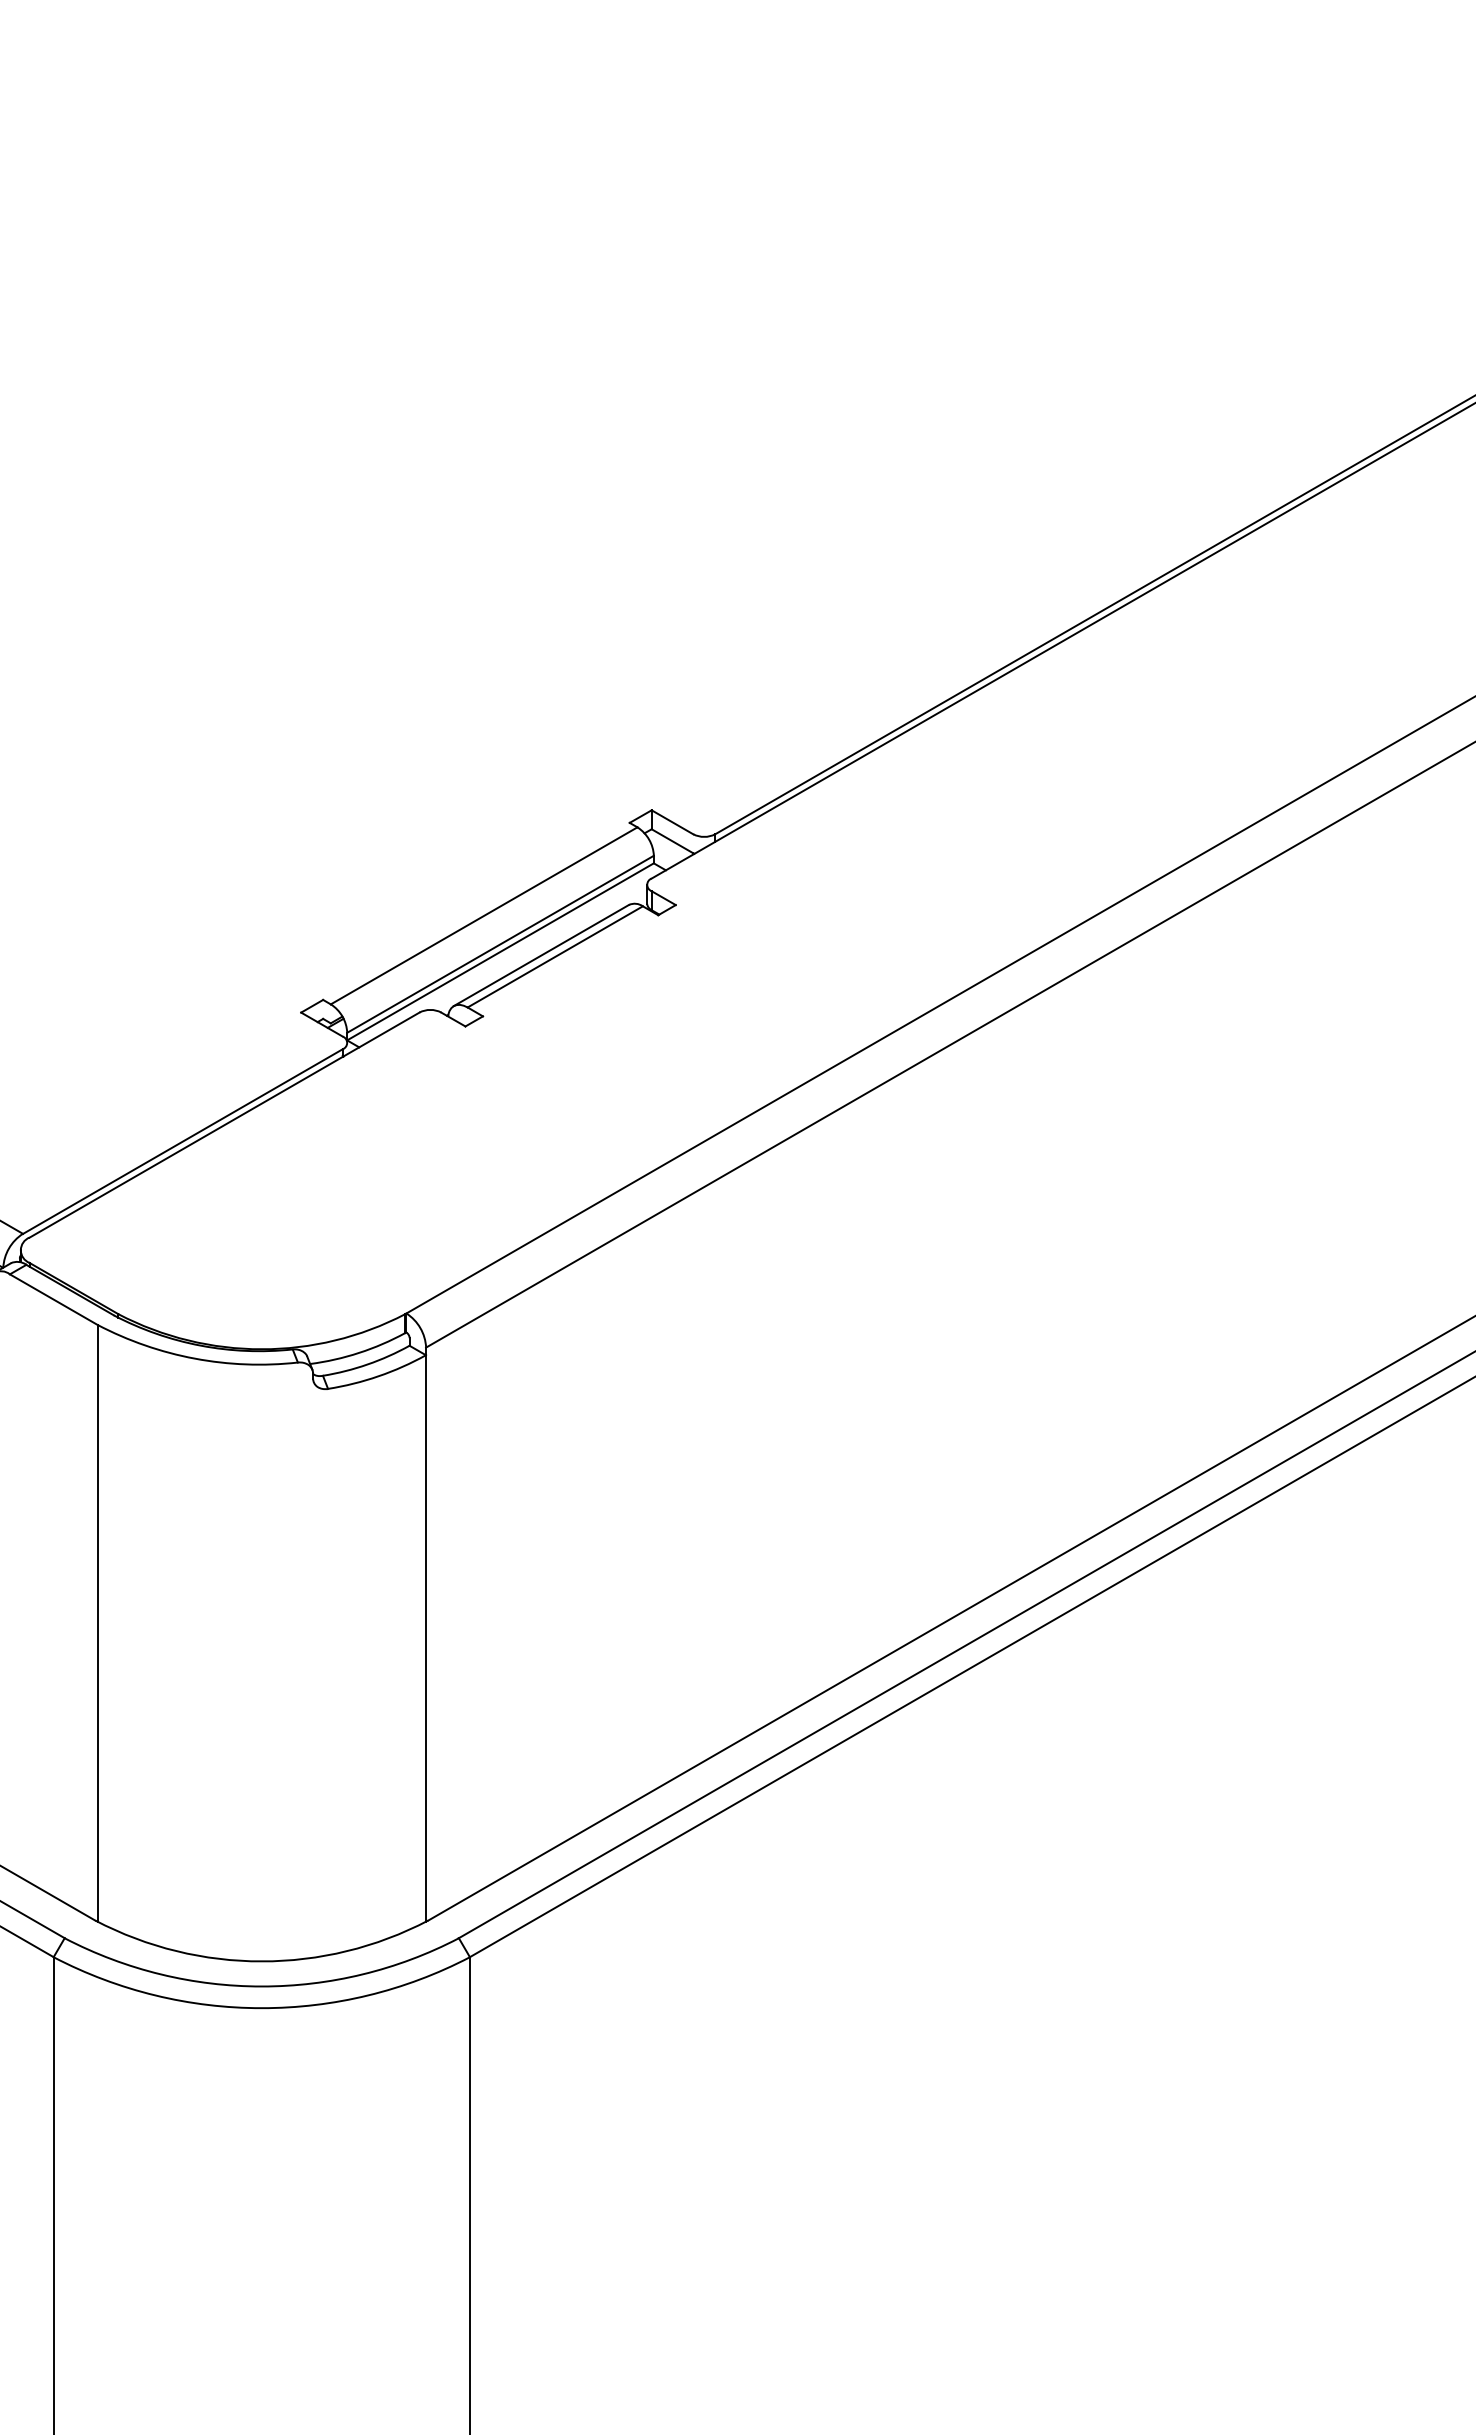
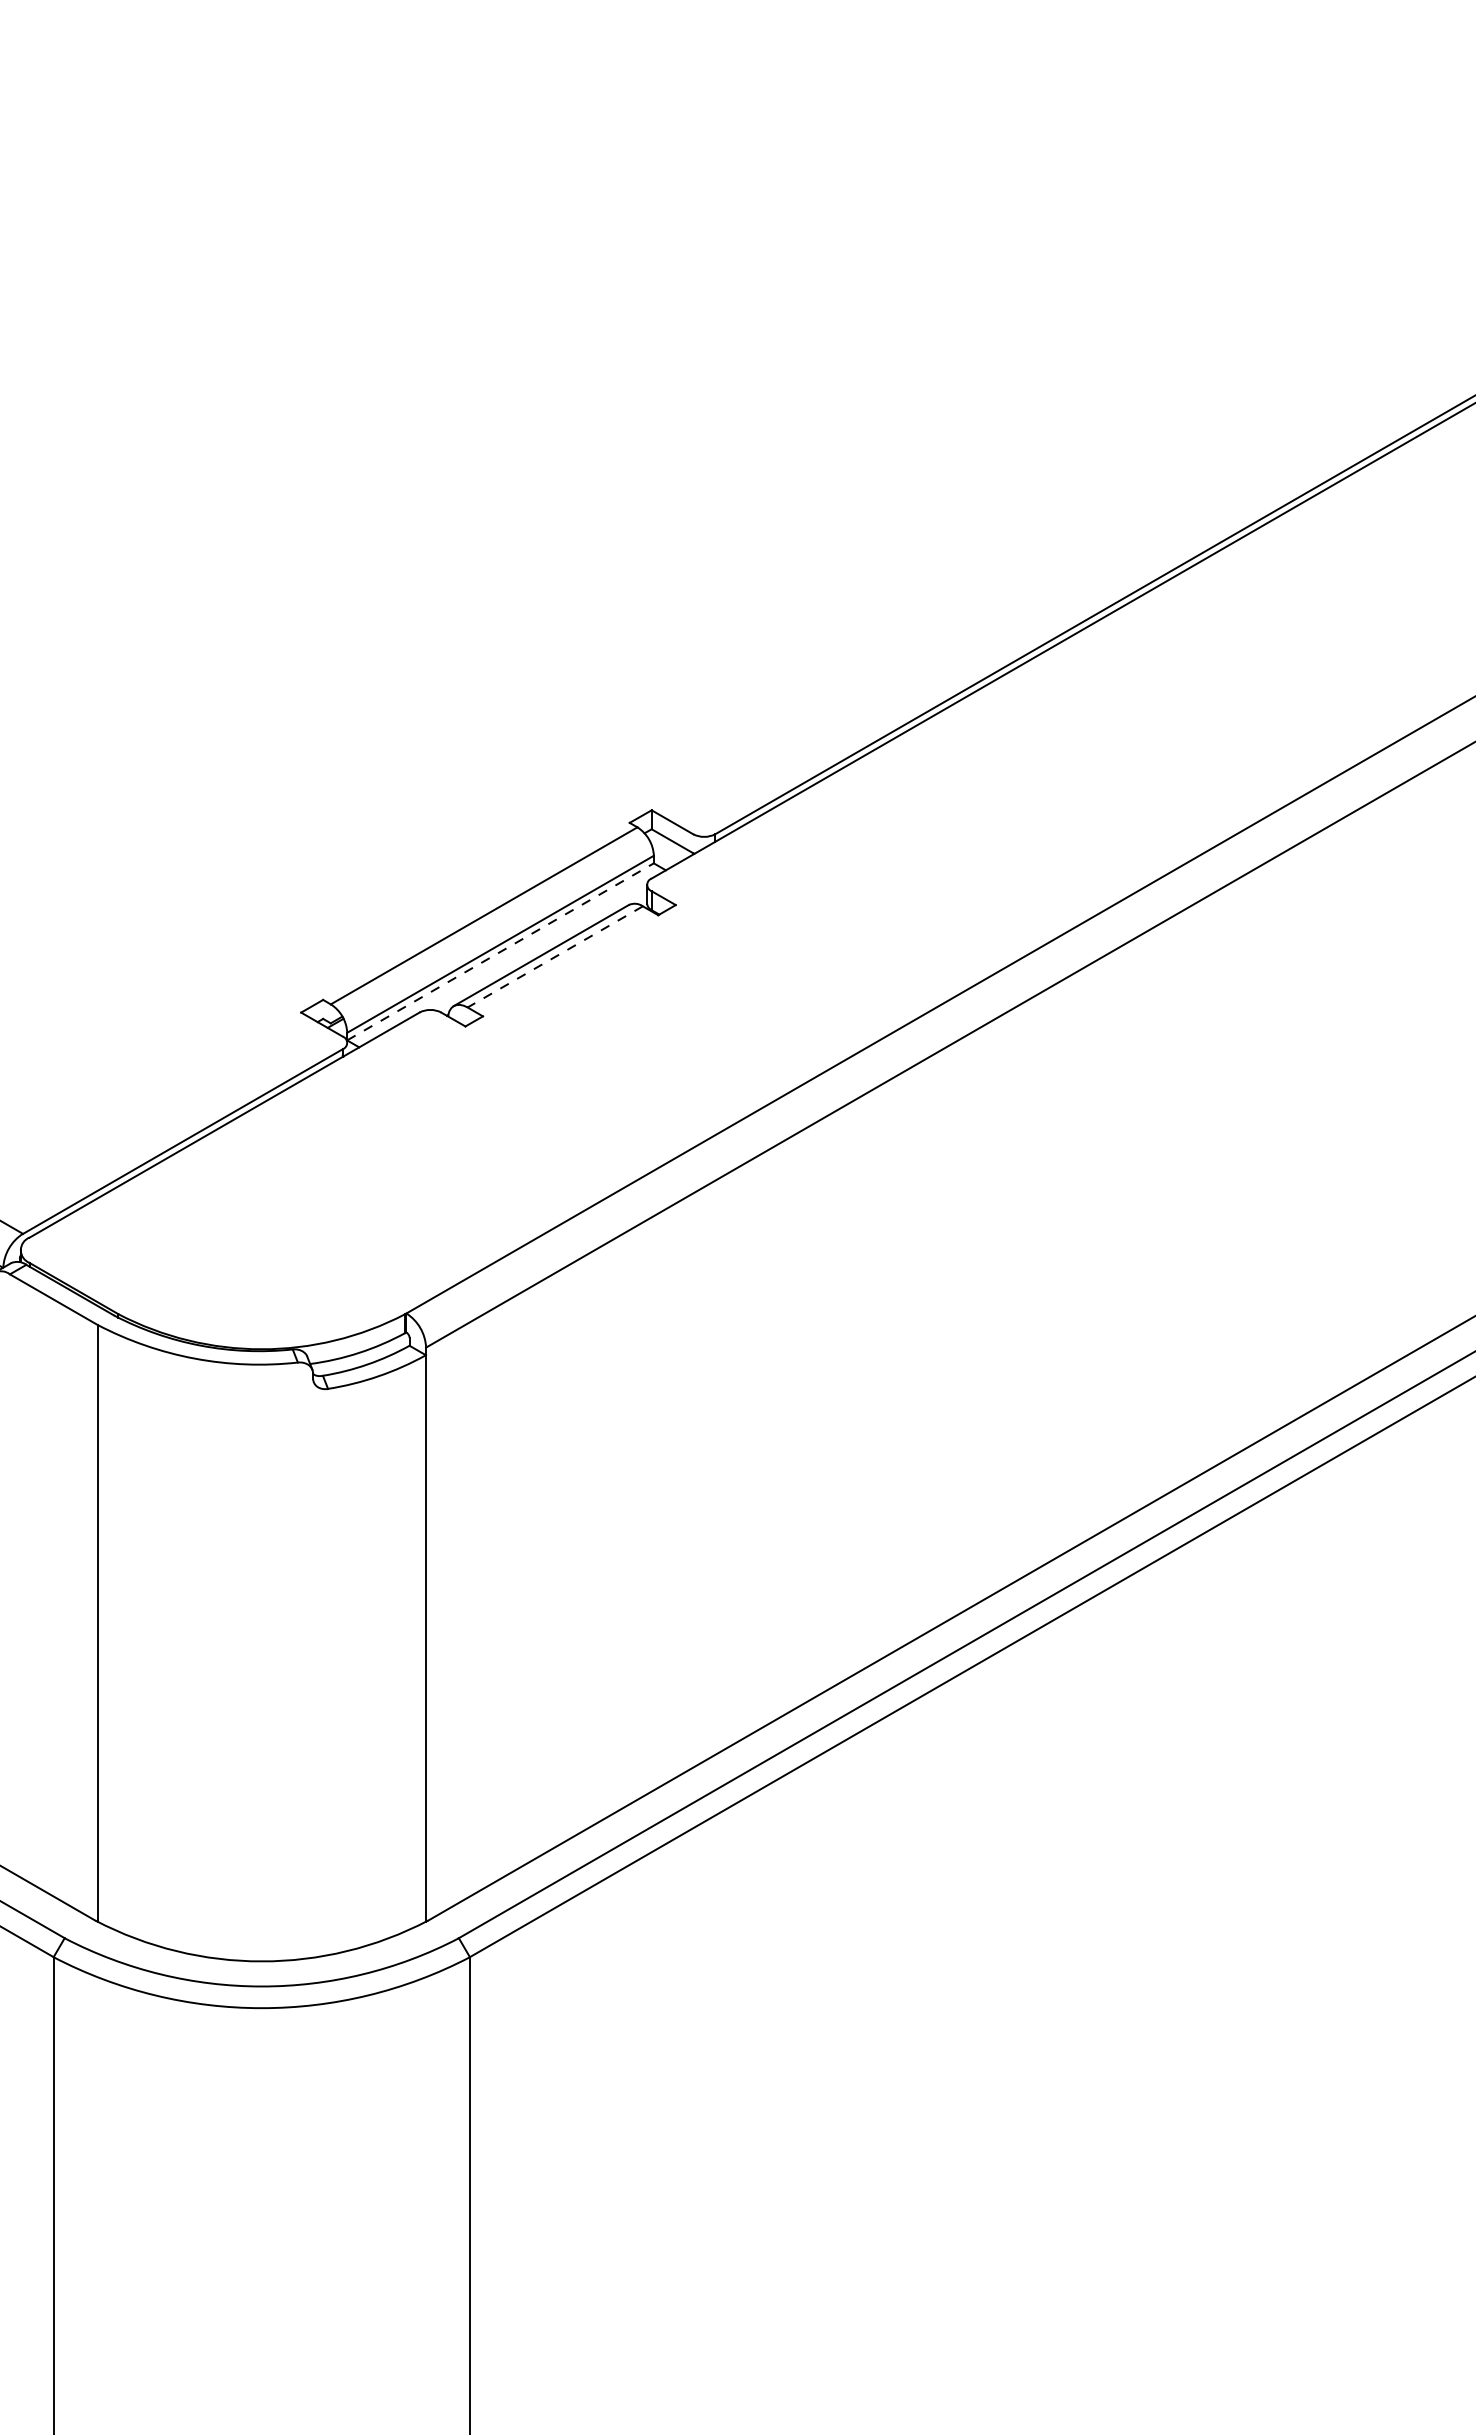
line: solid -> dashed (500, 951)
line: solid -> dashed (554, 957)
